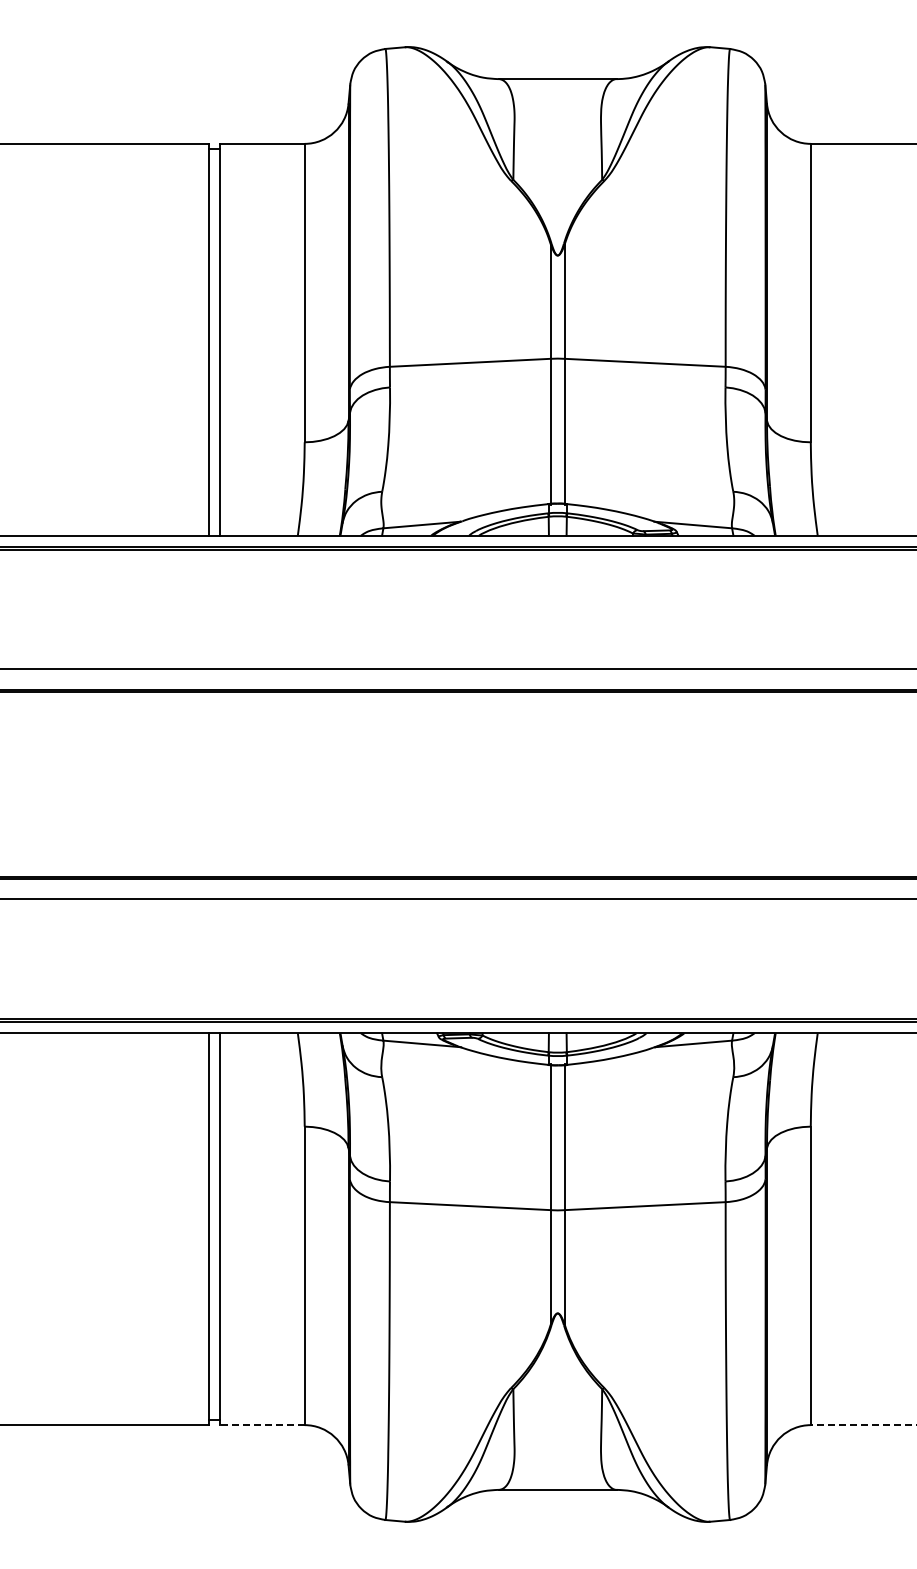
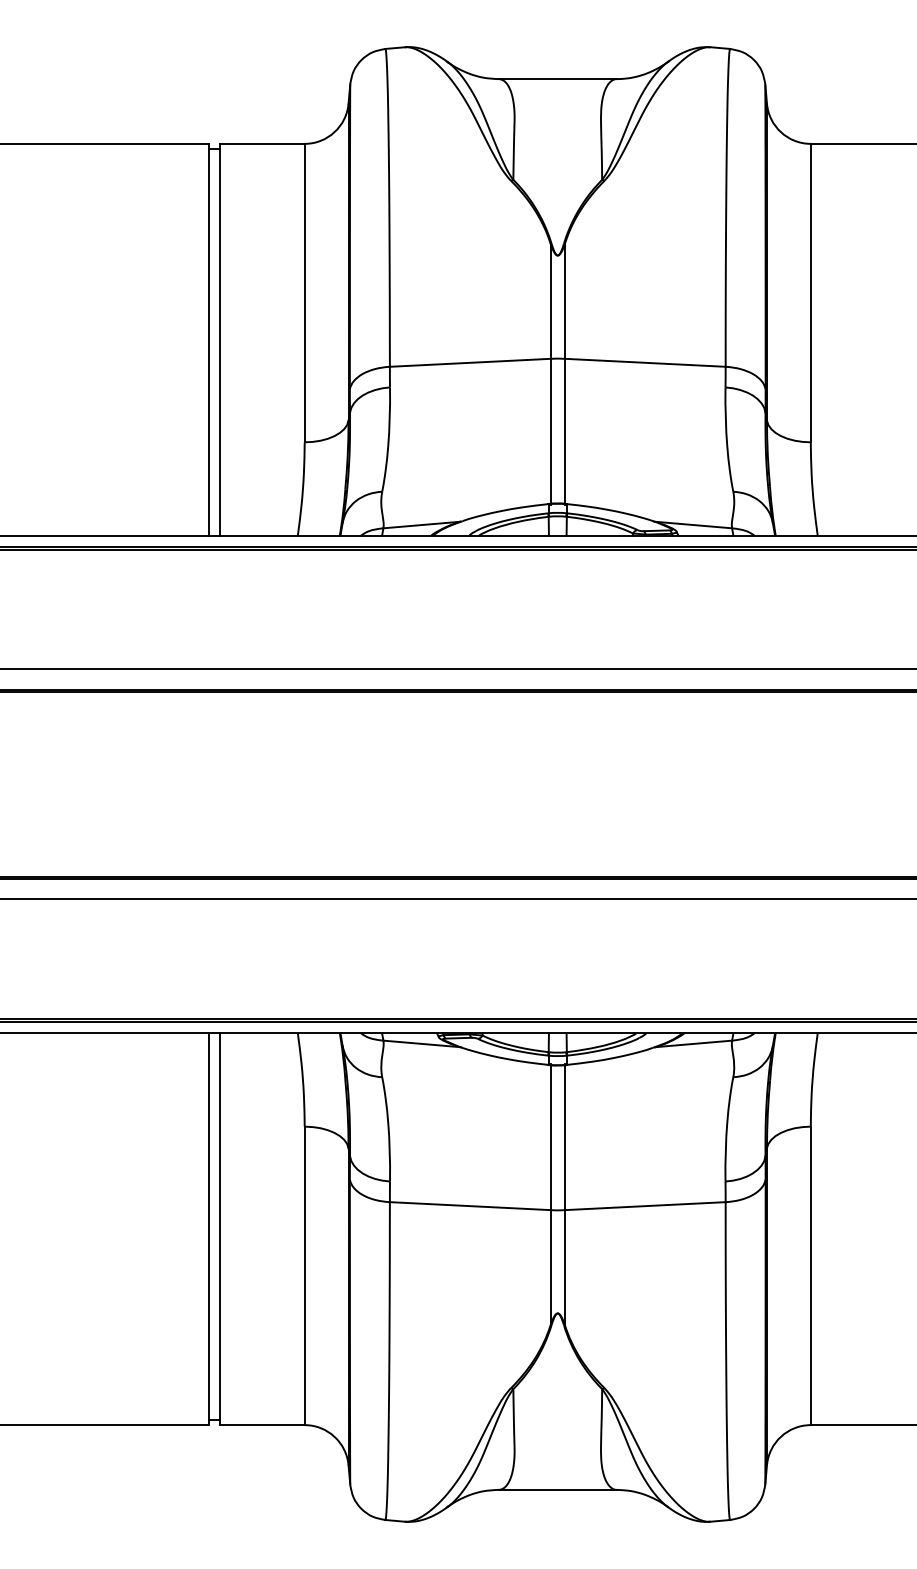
line: dashed -> solid (262, 1425)
line: dashed -> solid (863, 1425)
